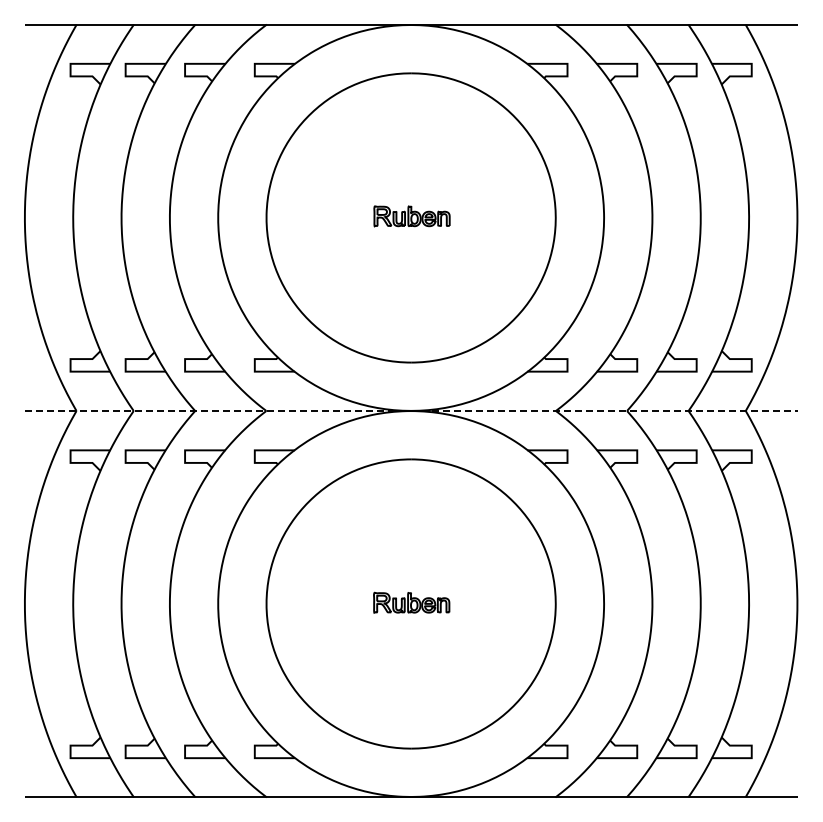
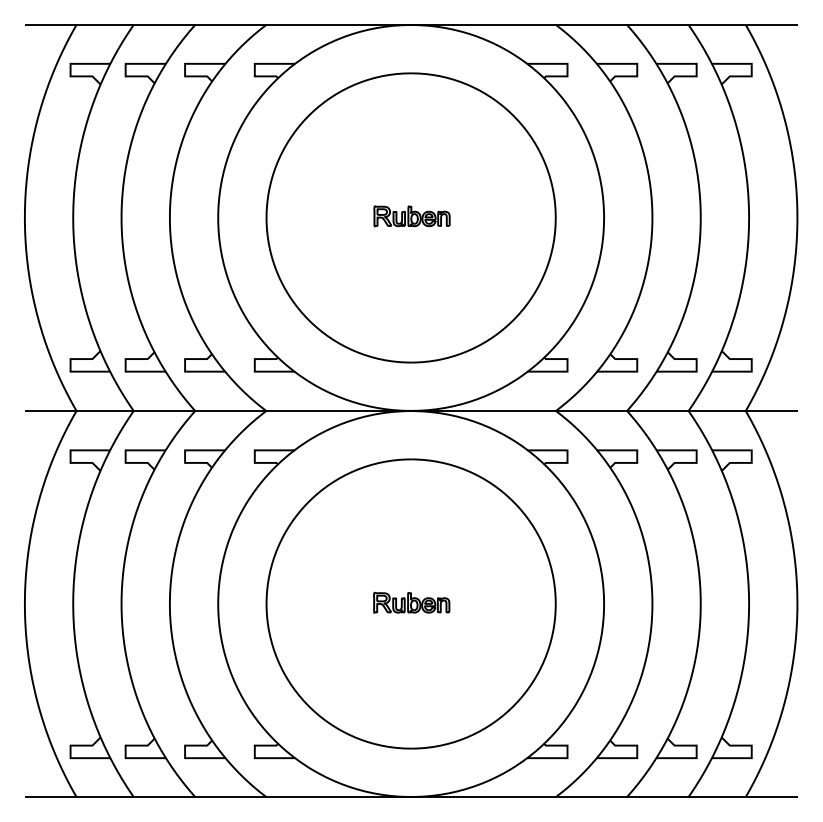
line: dashed -> solid (411, 410)
